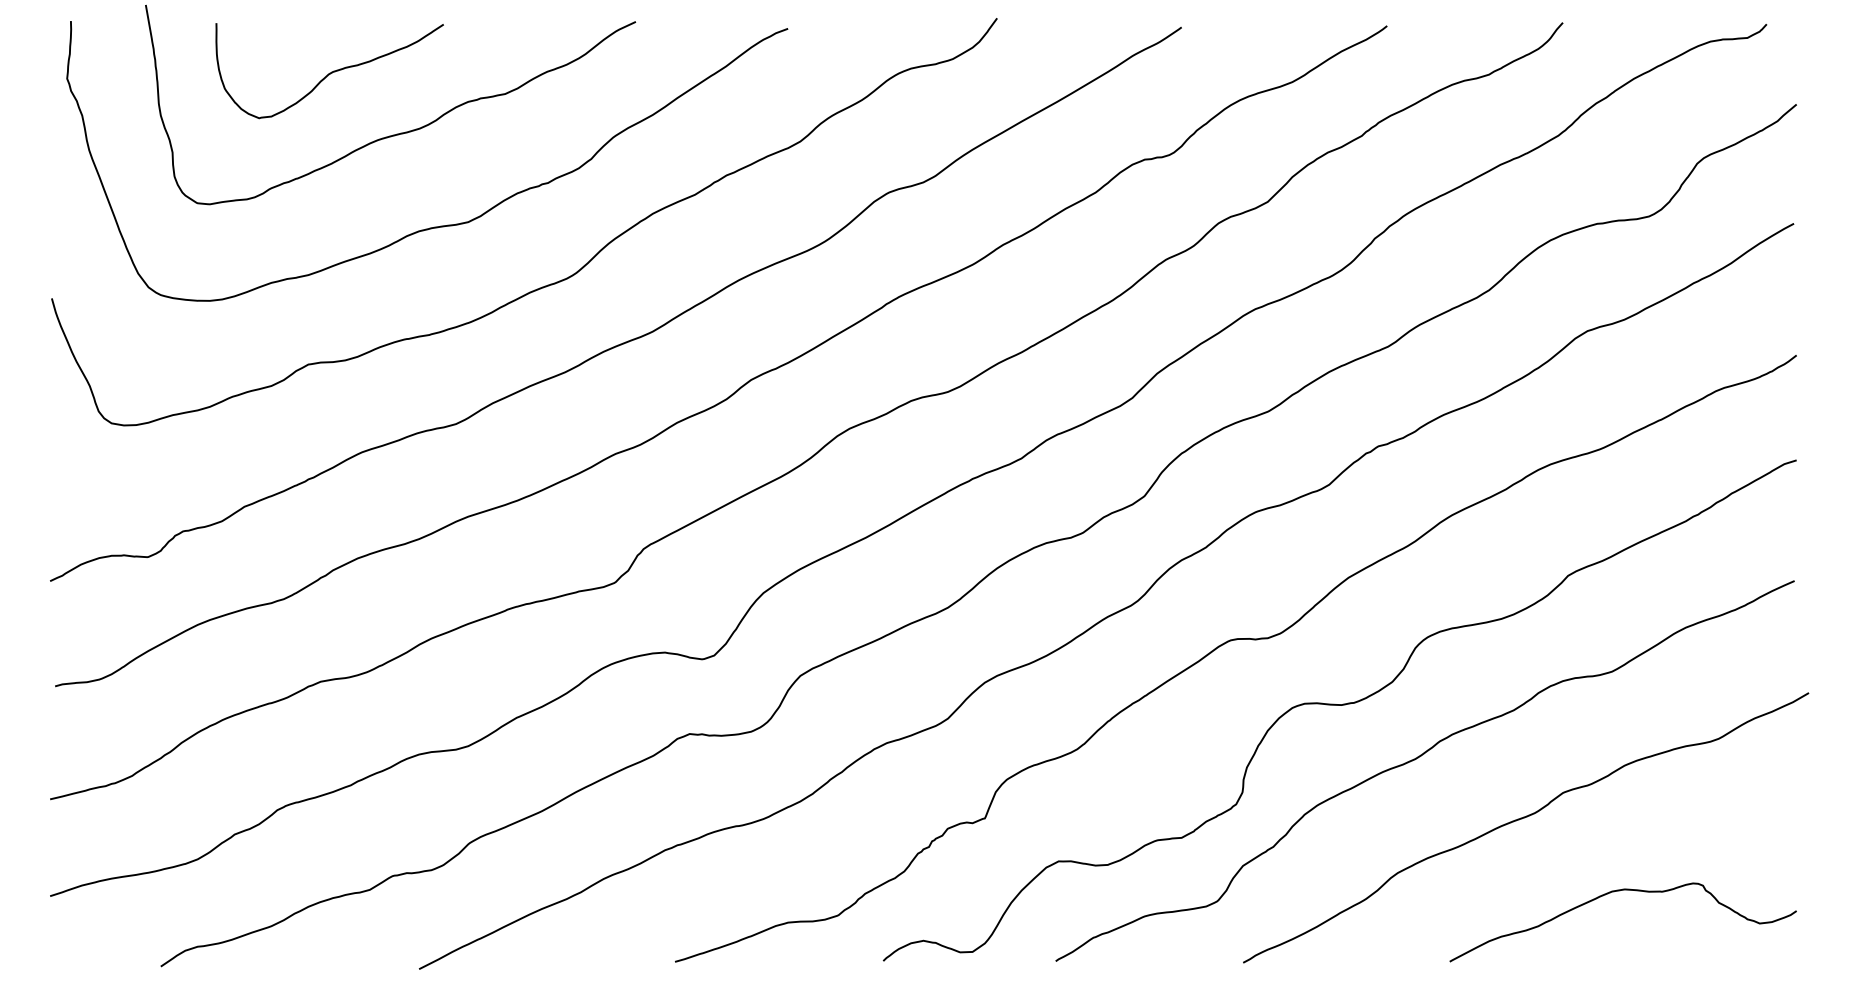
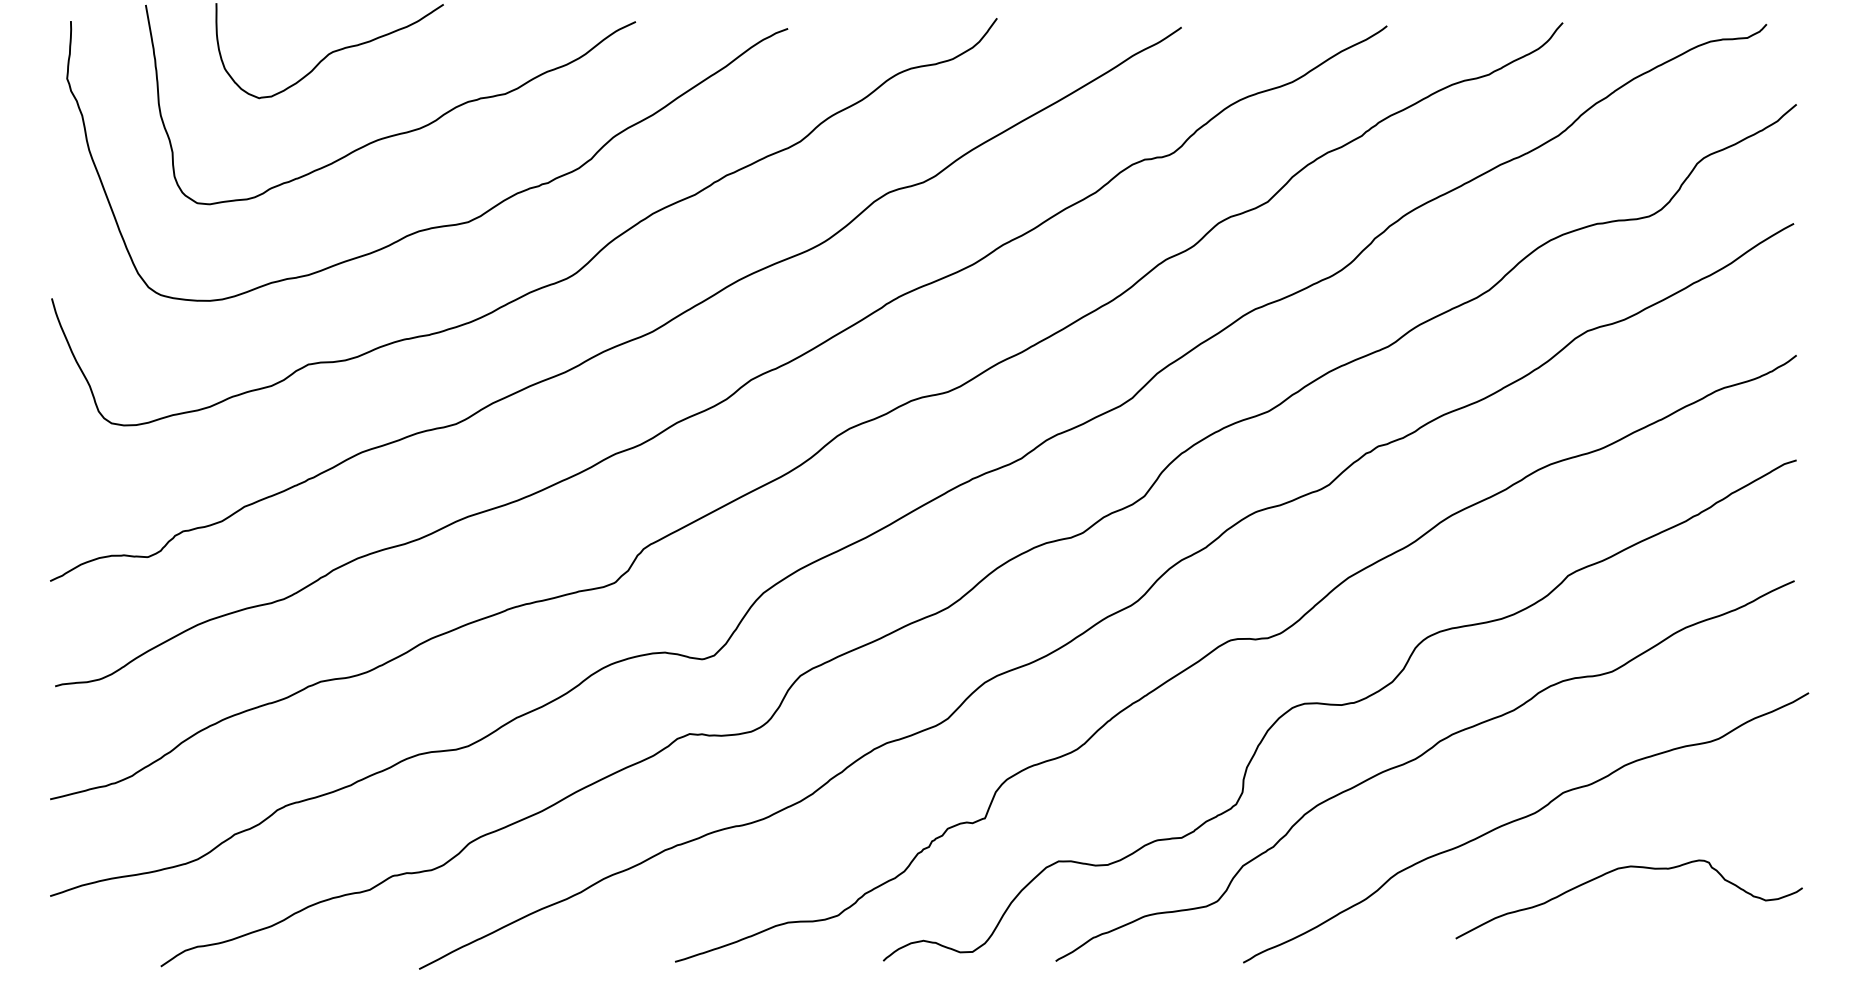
curve position: (329, 72) -> (329, 52) (329, 52)
curve position: (1614, 892) -> (1620, 869) (1620, 869)
